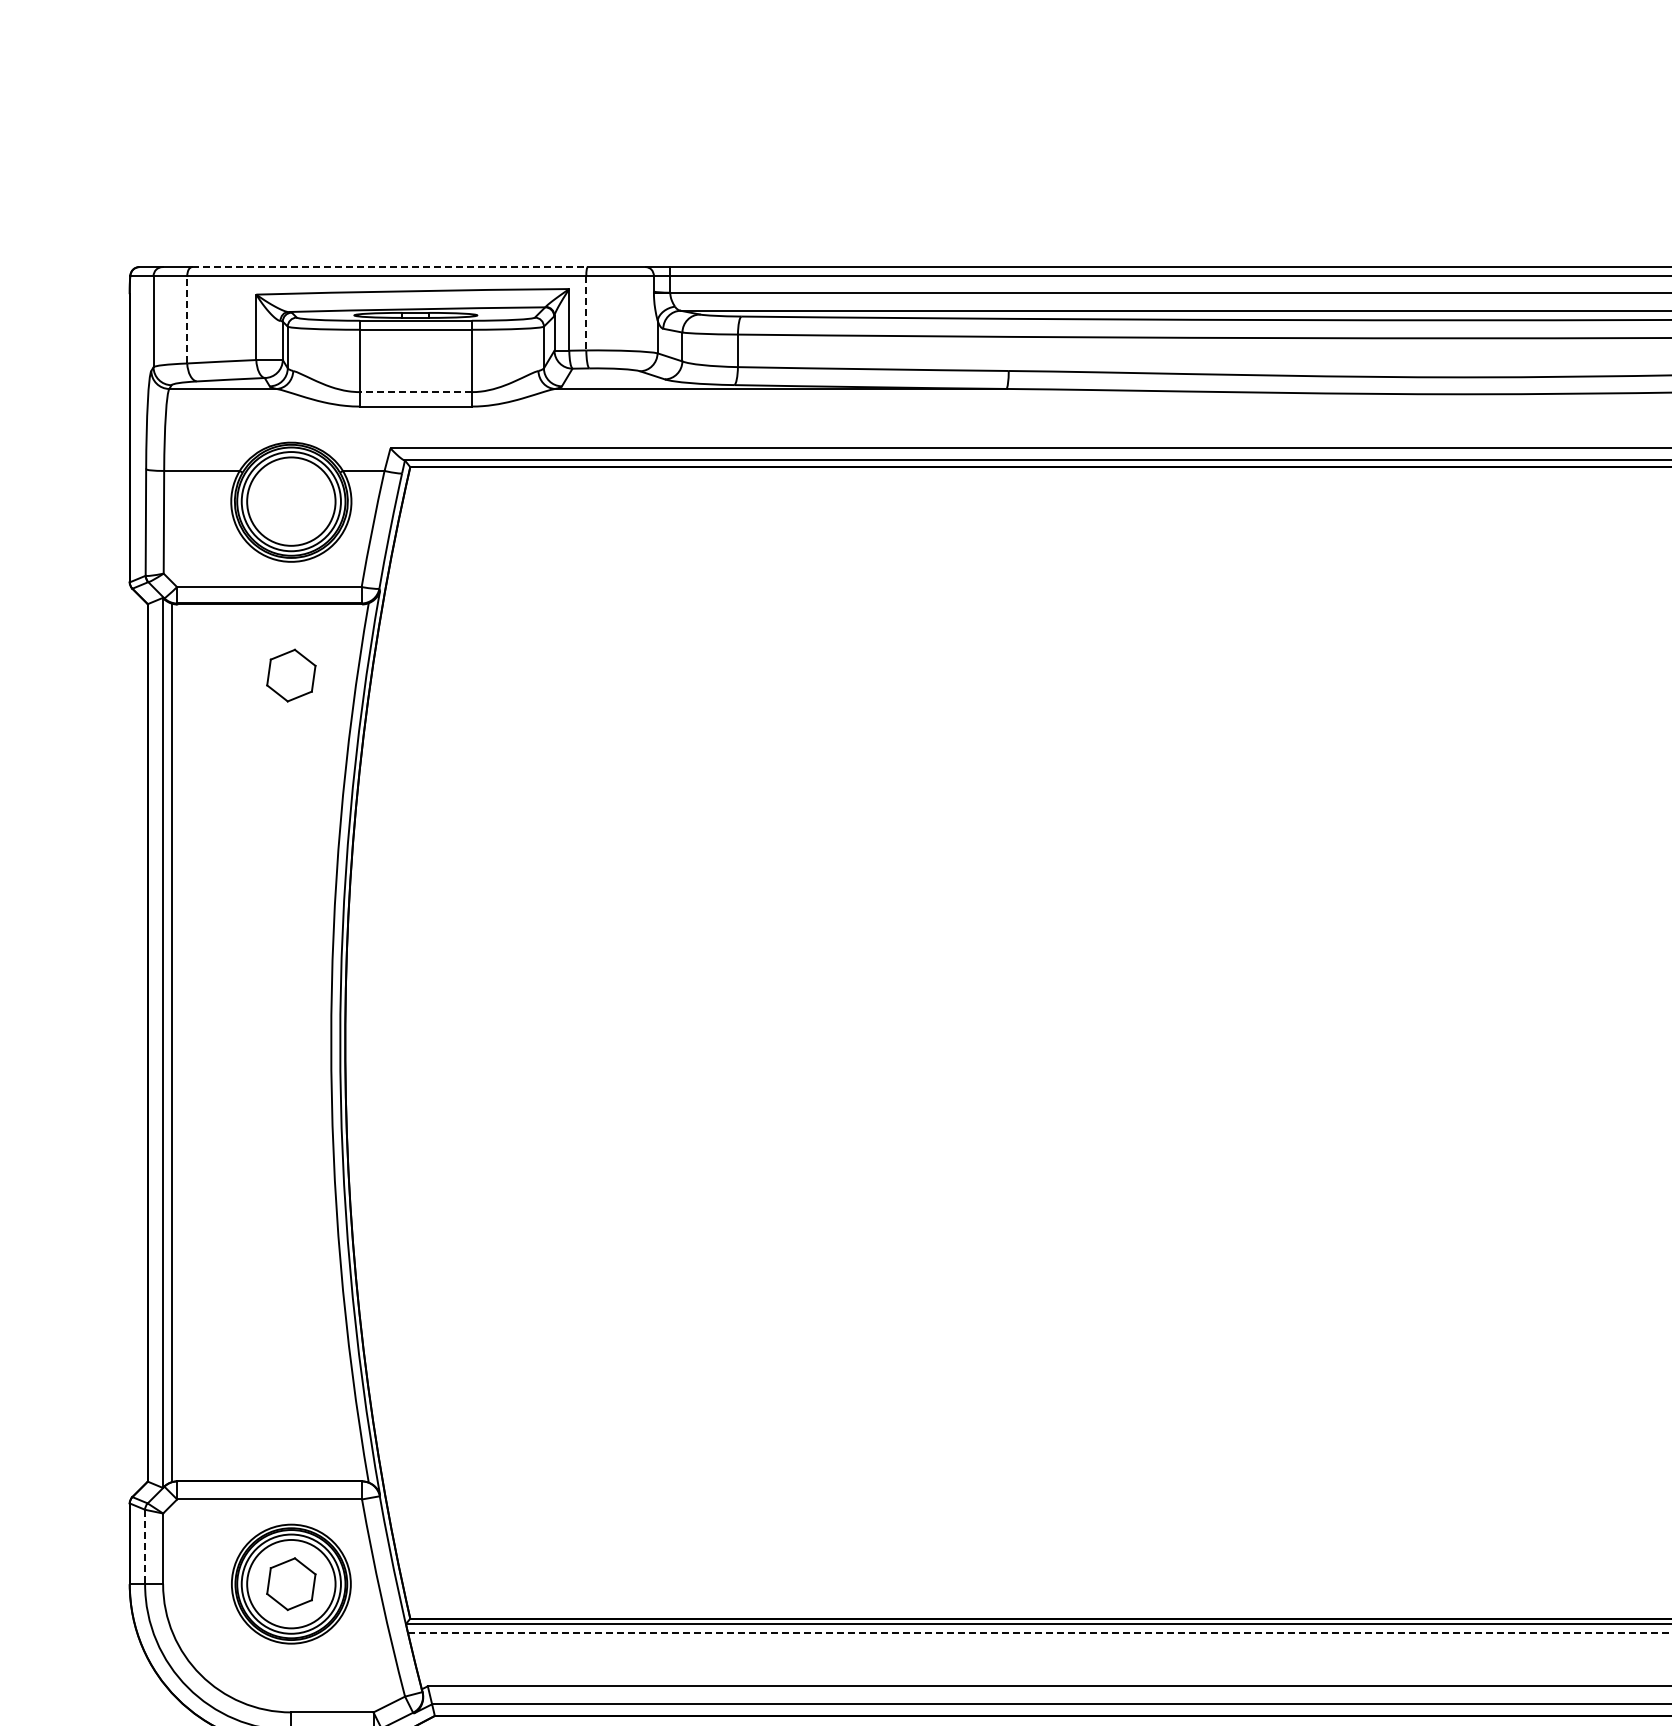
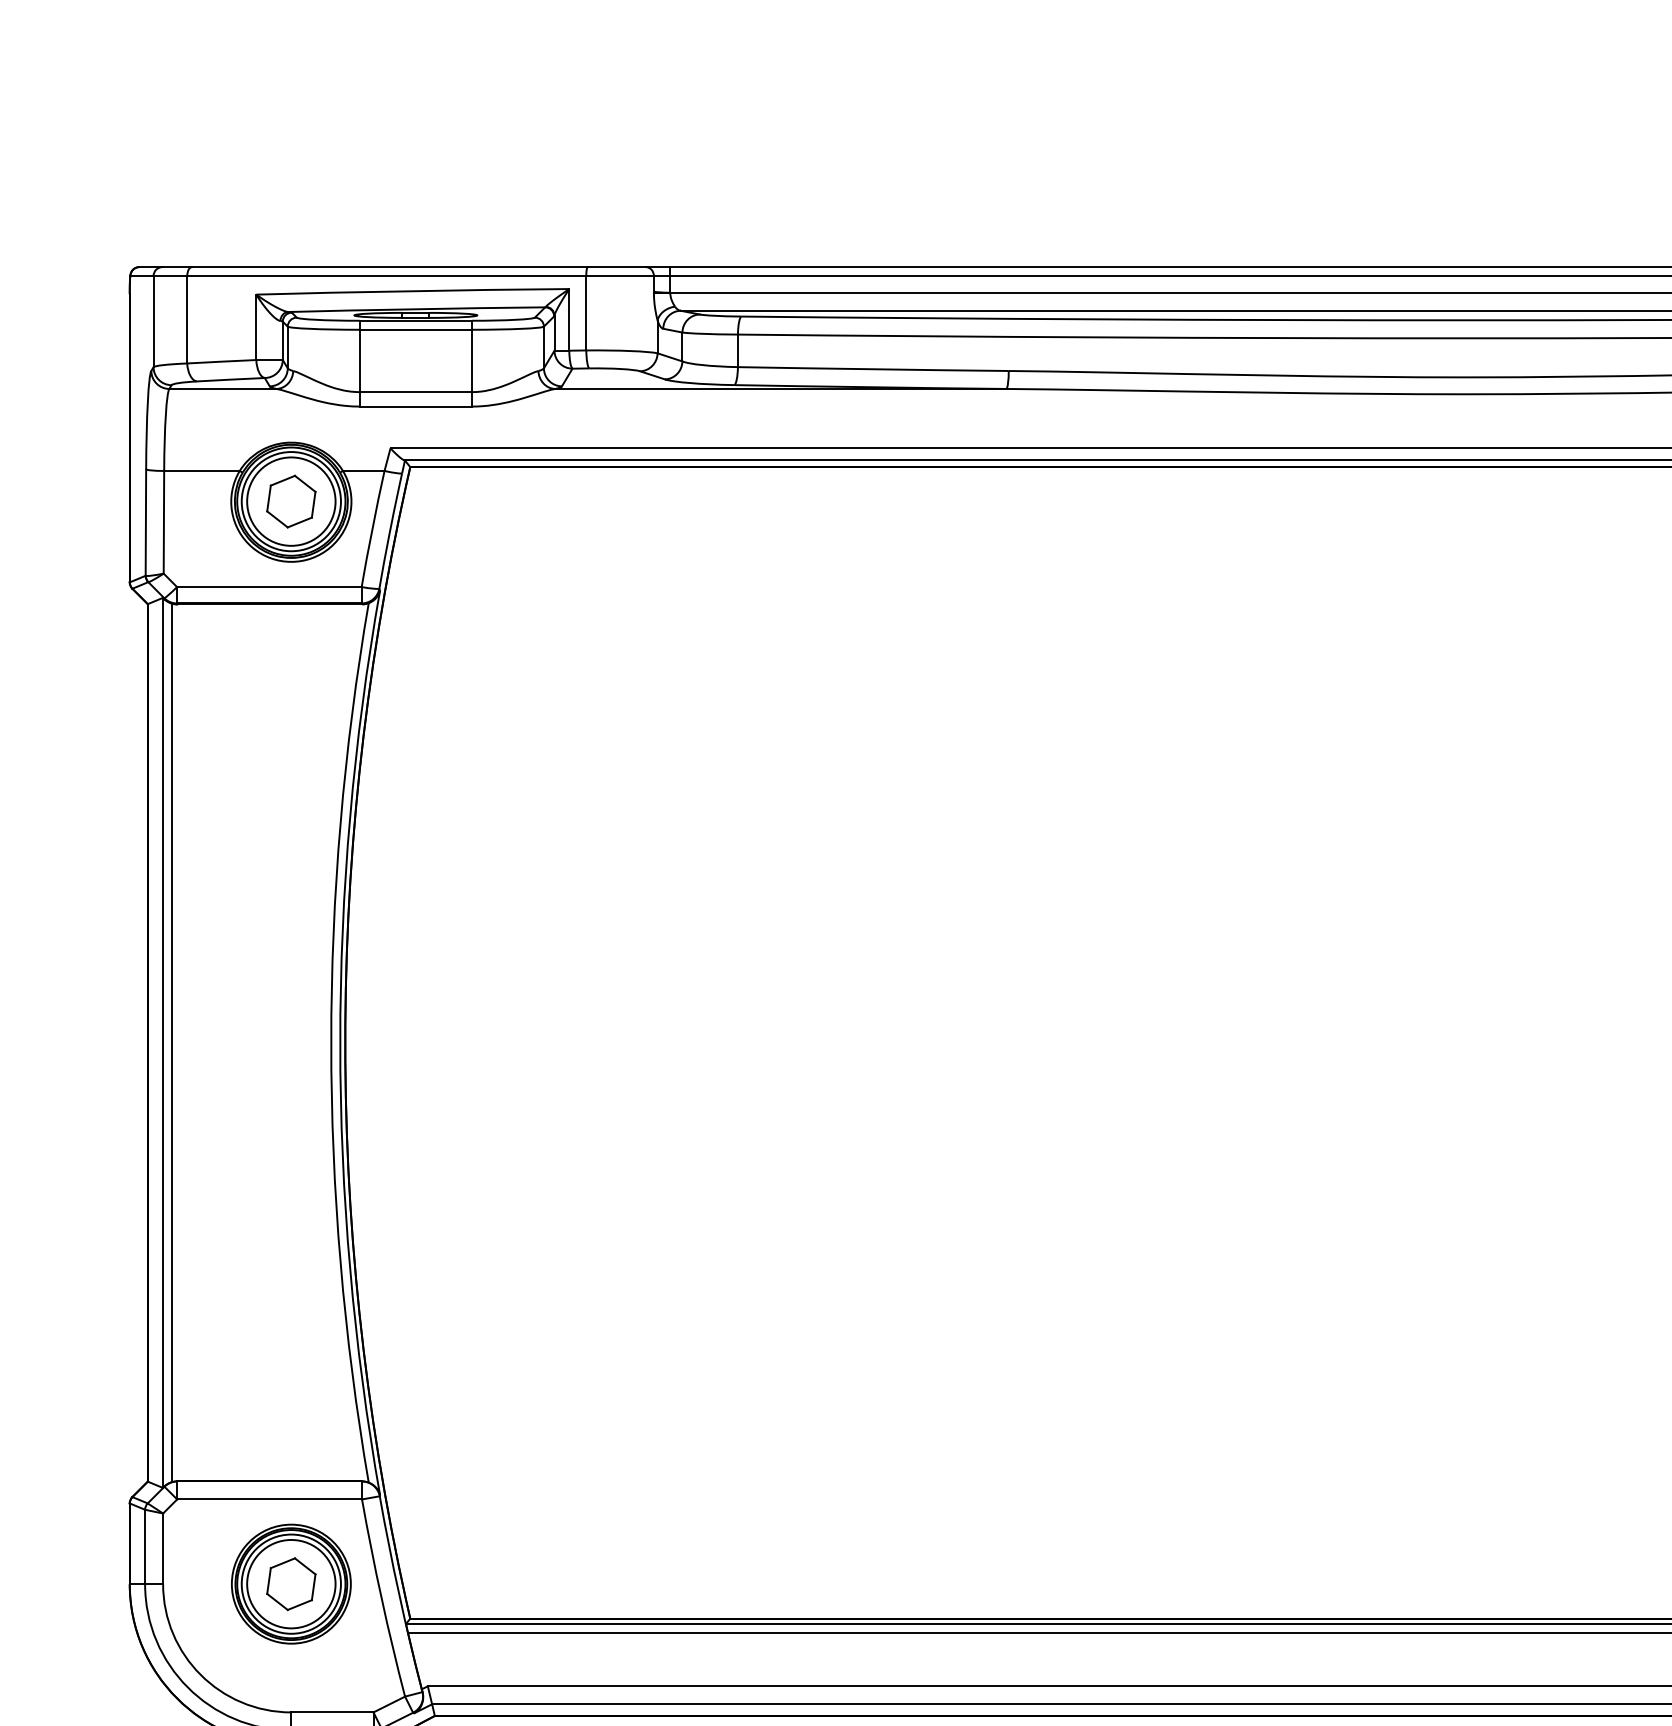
line: dashed -> solid (389, 267)
line: dashed -> solid (586, 313)
line: dashed -> solid (187, 319)
line: dashed -> solid (415, 392)
part position: (291, 675) -> (291, 501) (291, 501)
line: dashed -> solid (145, 1547)
line: dashed -> solid (1039, 1632)
